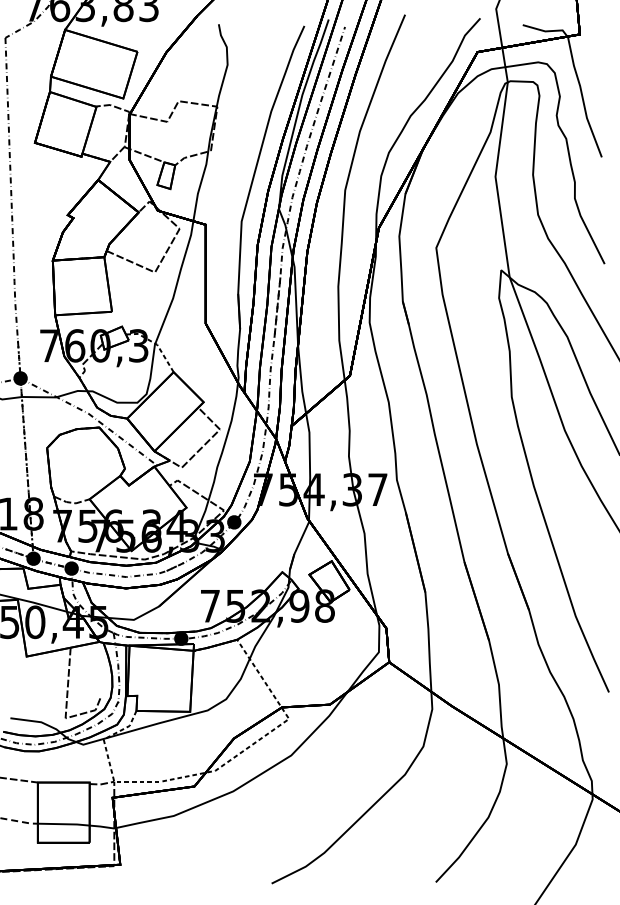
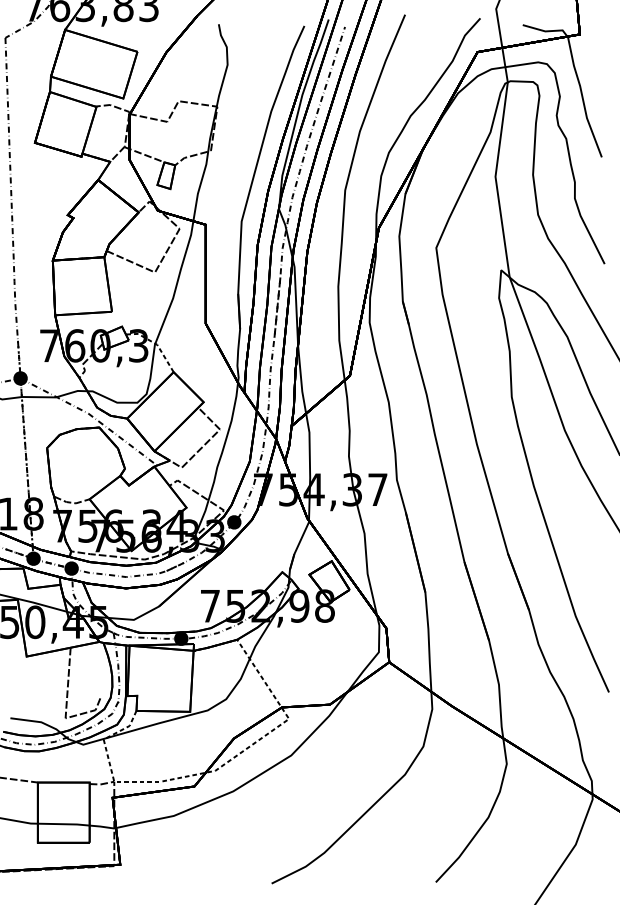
line: dashed -> solid (19, 821)
